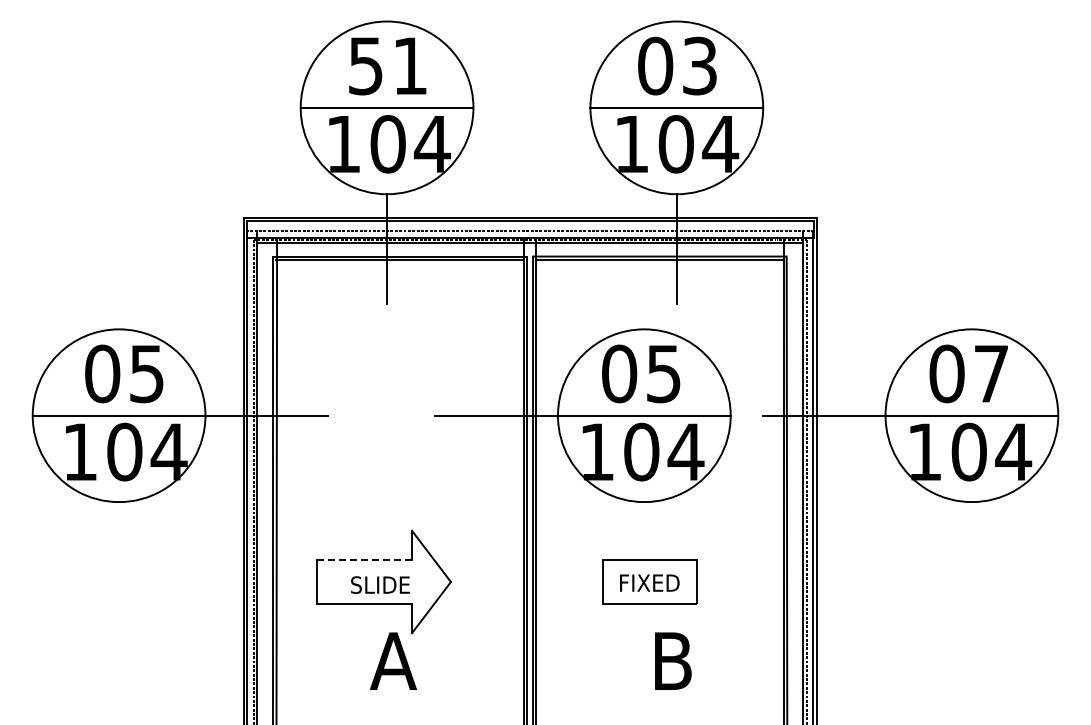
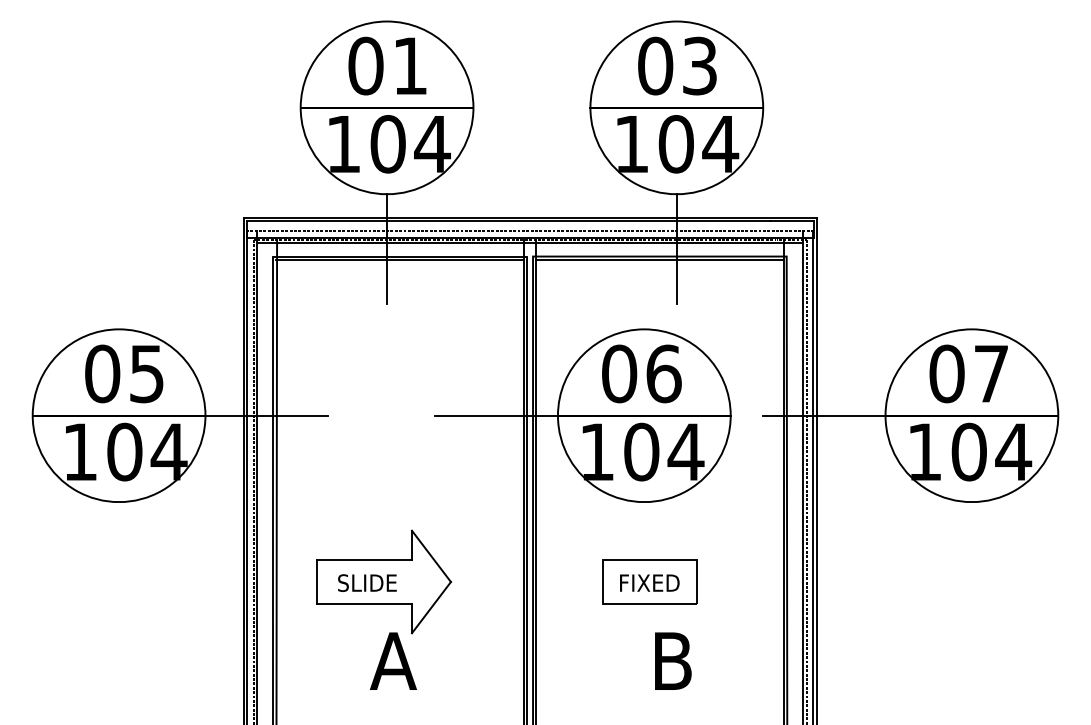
text: 51 -> 01 (365, 65)
text: 05 -> 06 (663, 373)
line: dashed -> solid (365, 559)
text position: (380, 584) -> (367, 582) (367, 582)
